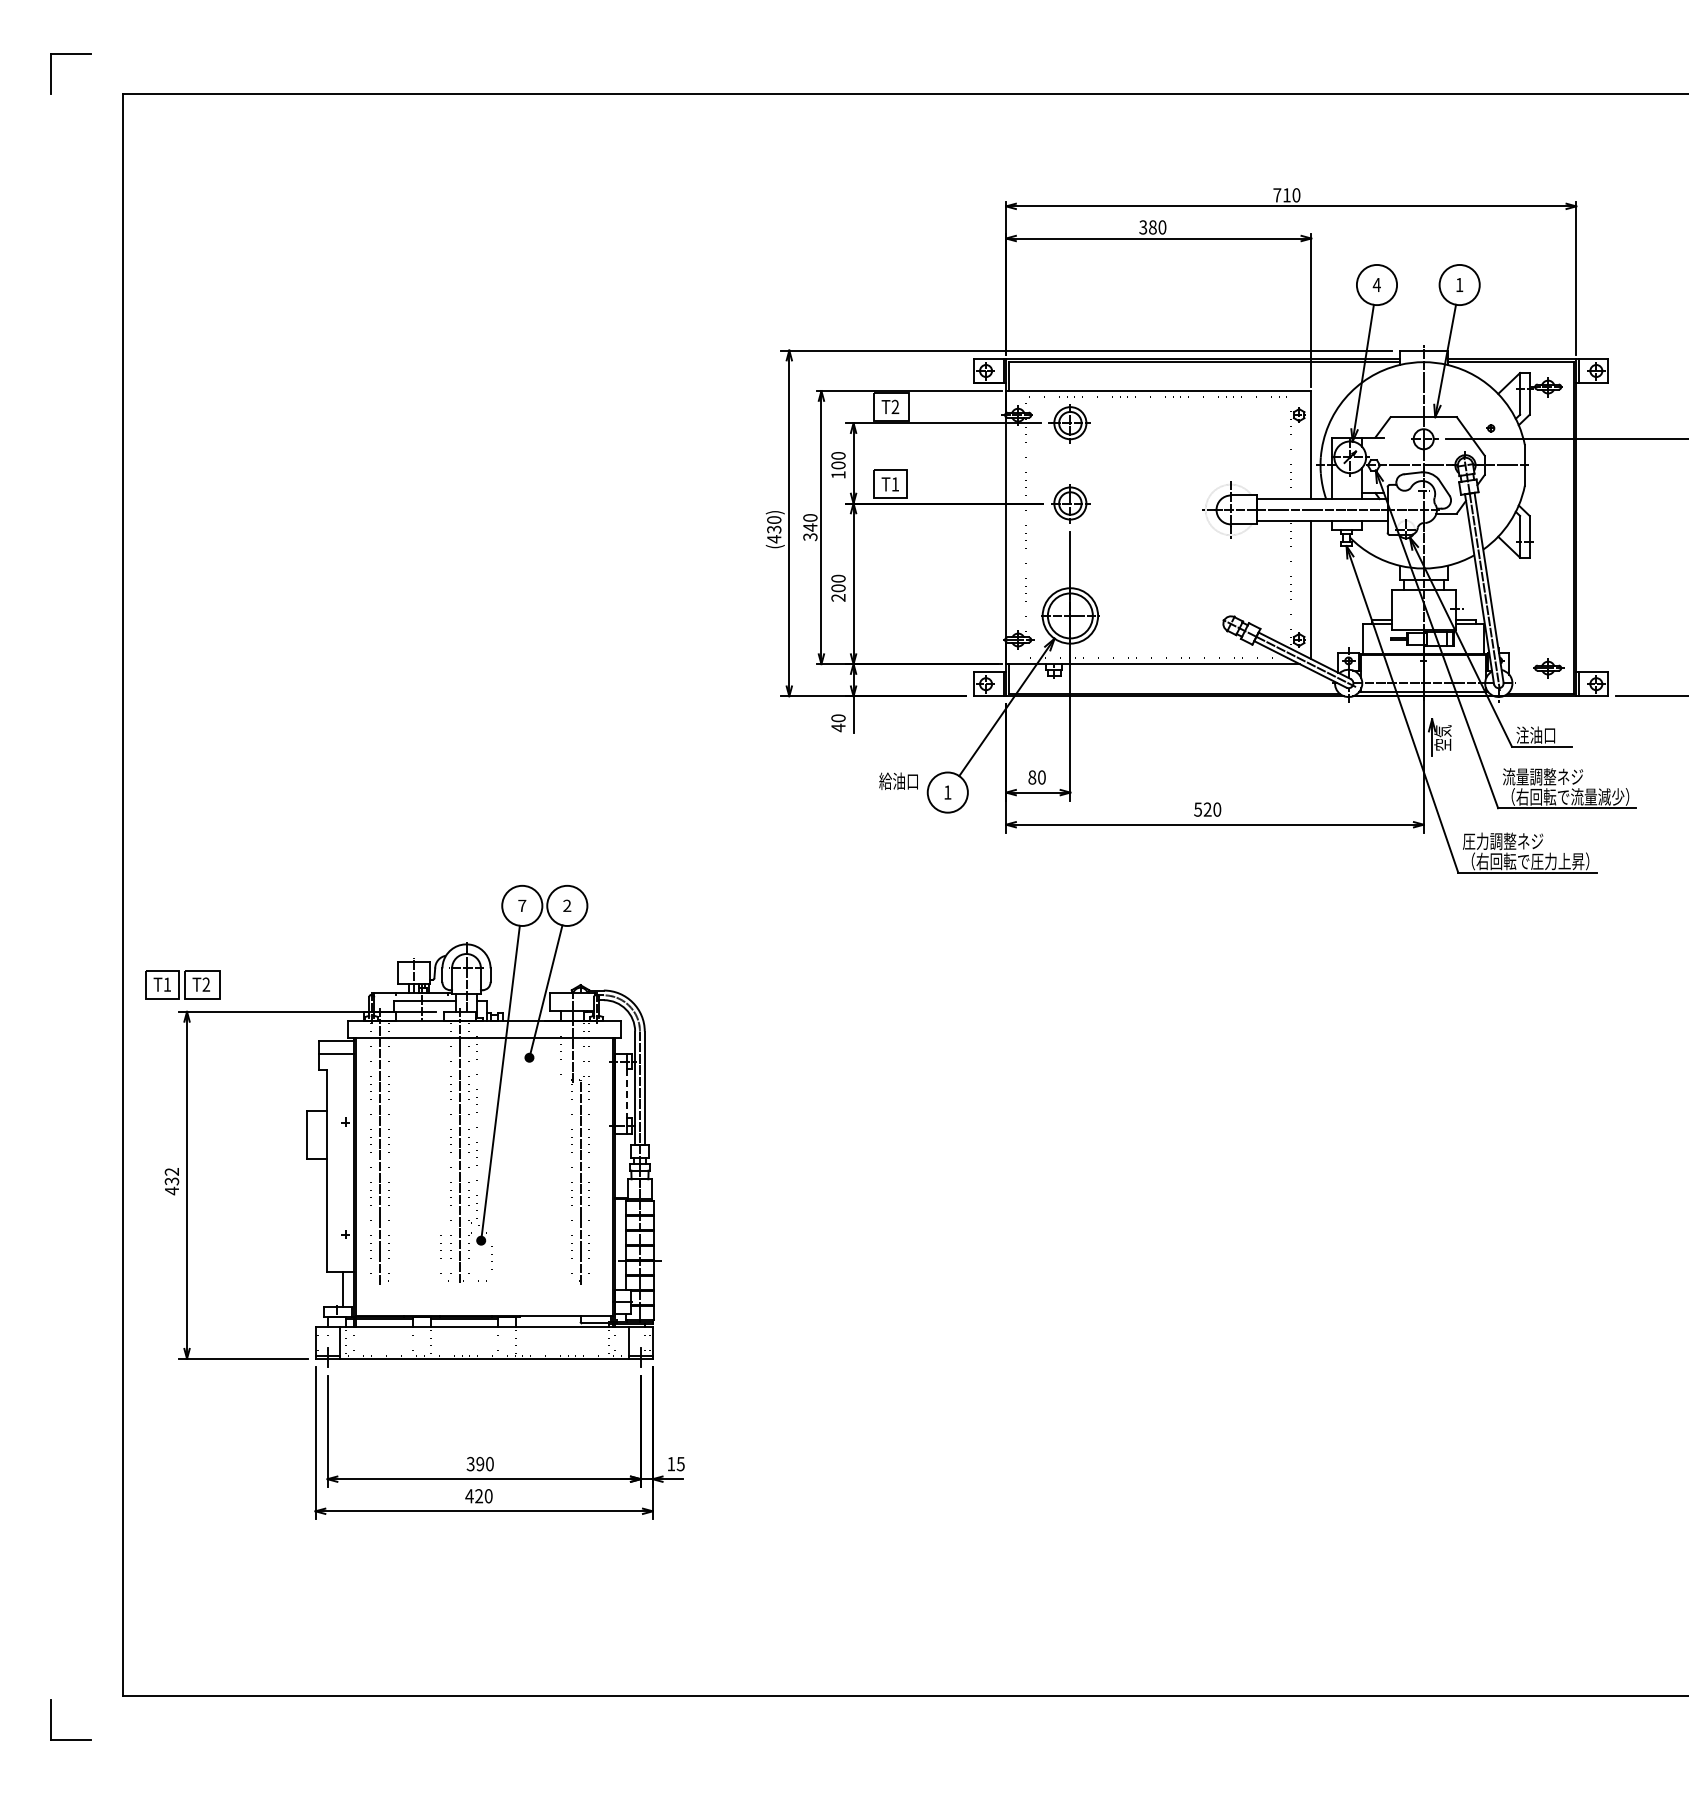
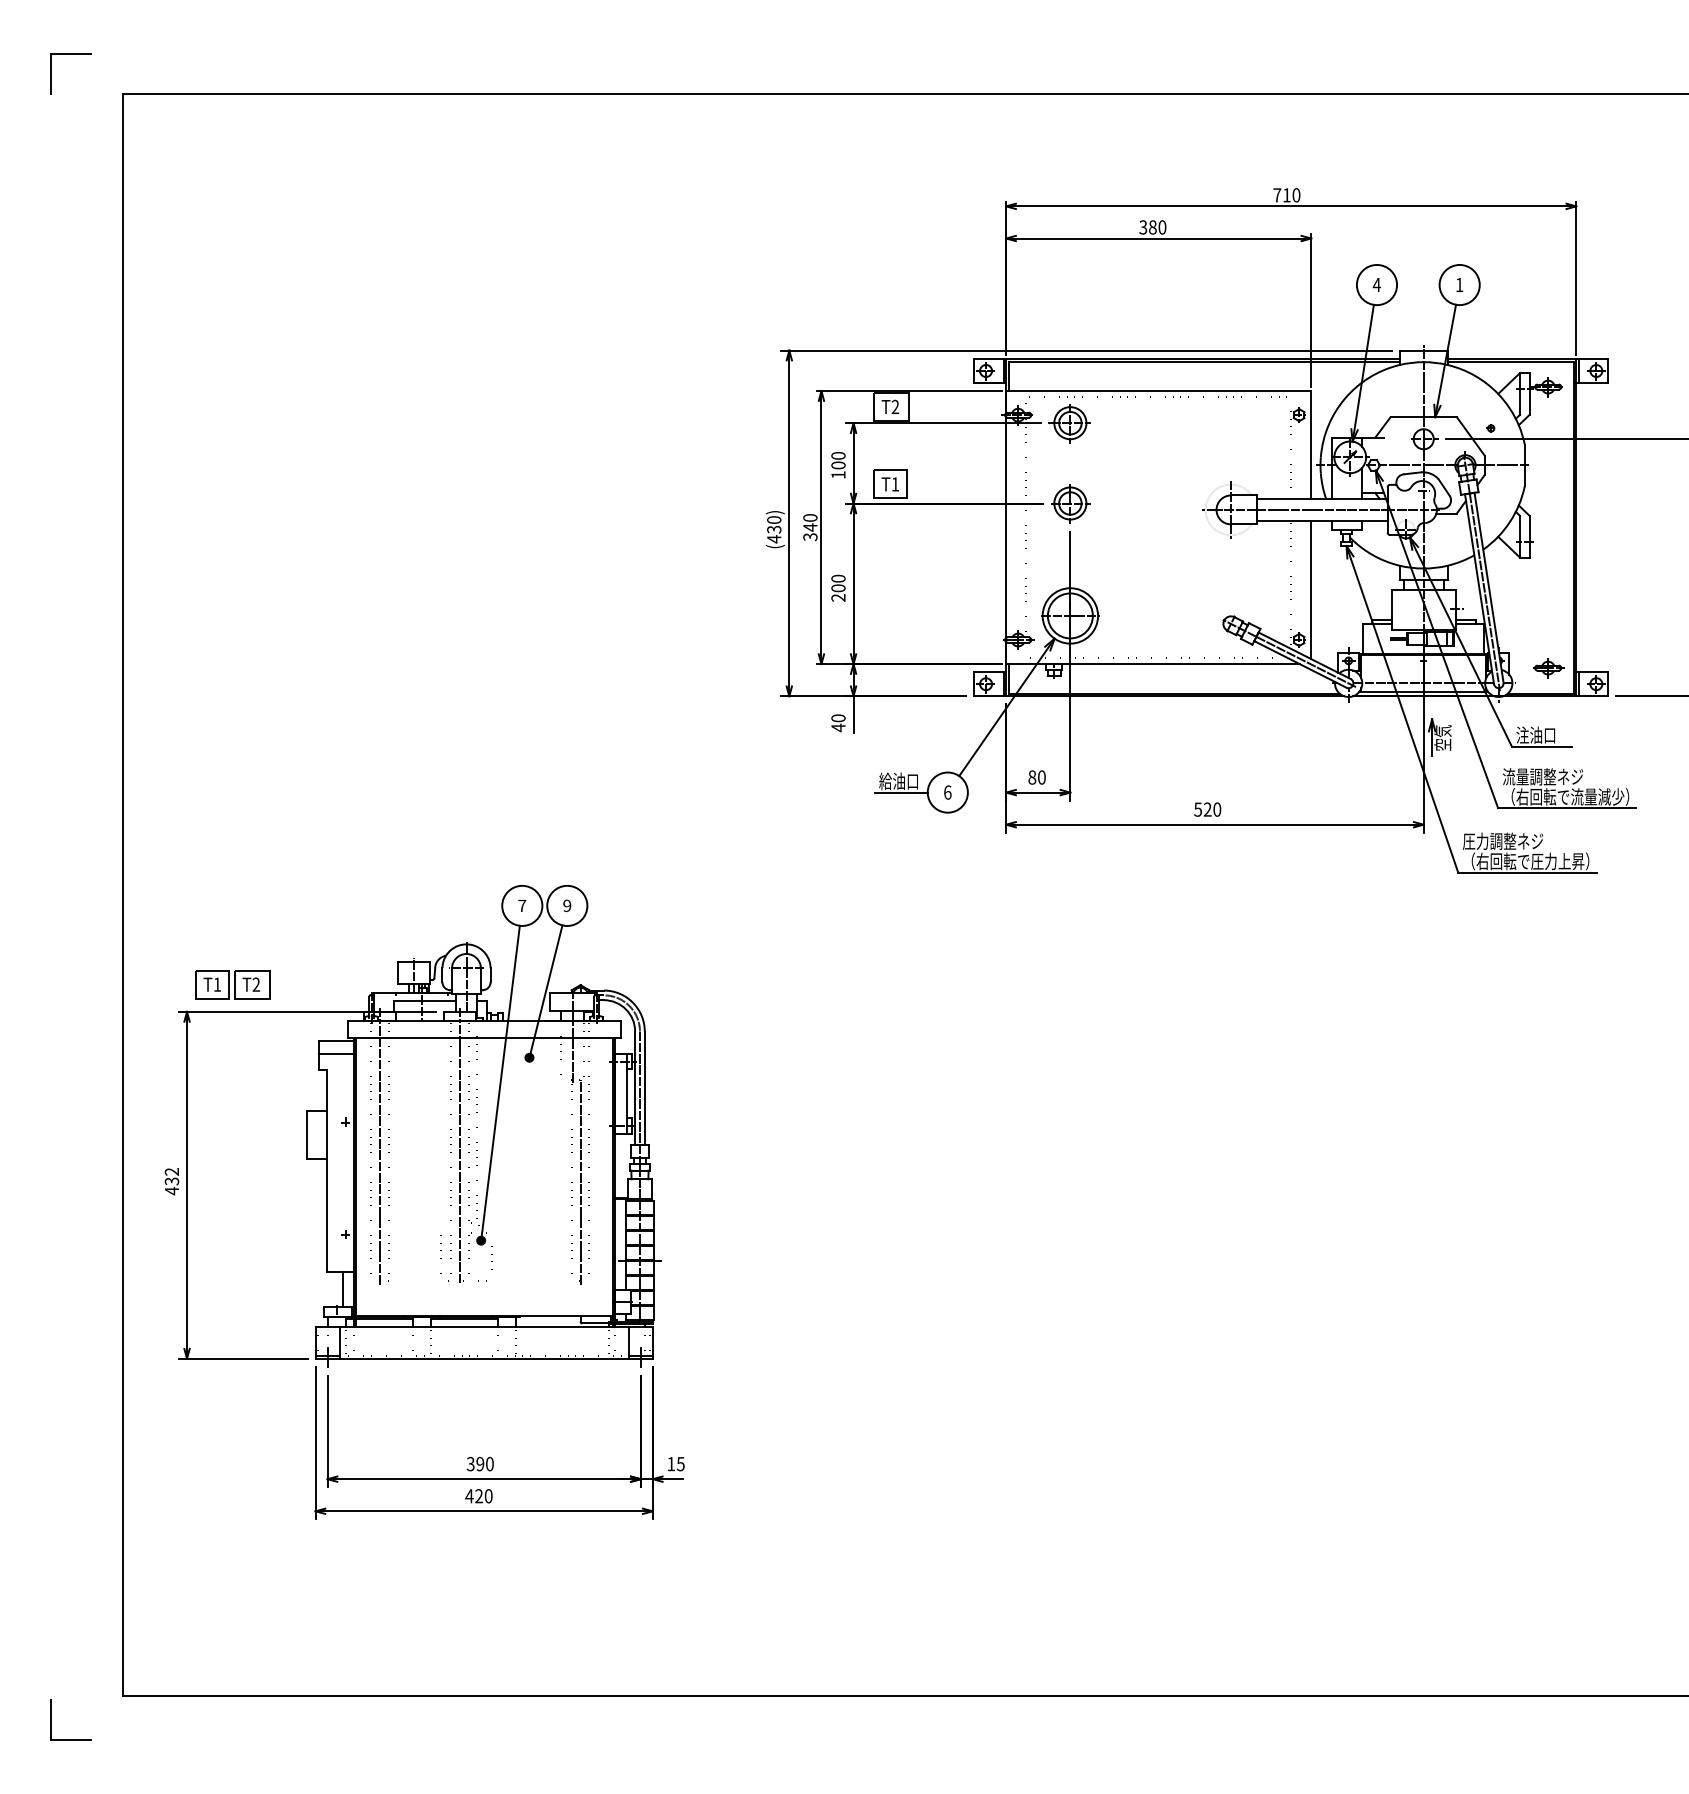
line: none -> present (900, 792)
text: 1 -> 6 (947, 792)
text: 2 -> 9 (567, 906)
part position: (182, 984) -> (232, 984) (232, 984)
line: dashed -> solid (626, 1094)
